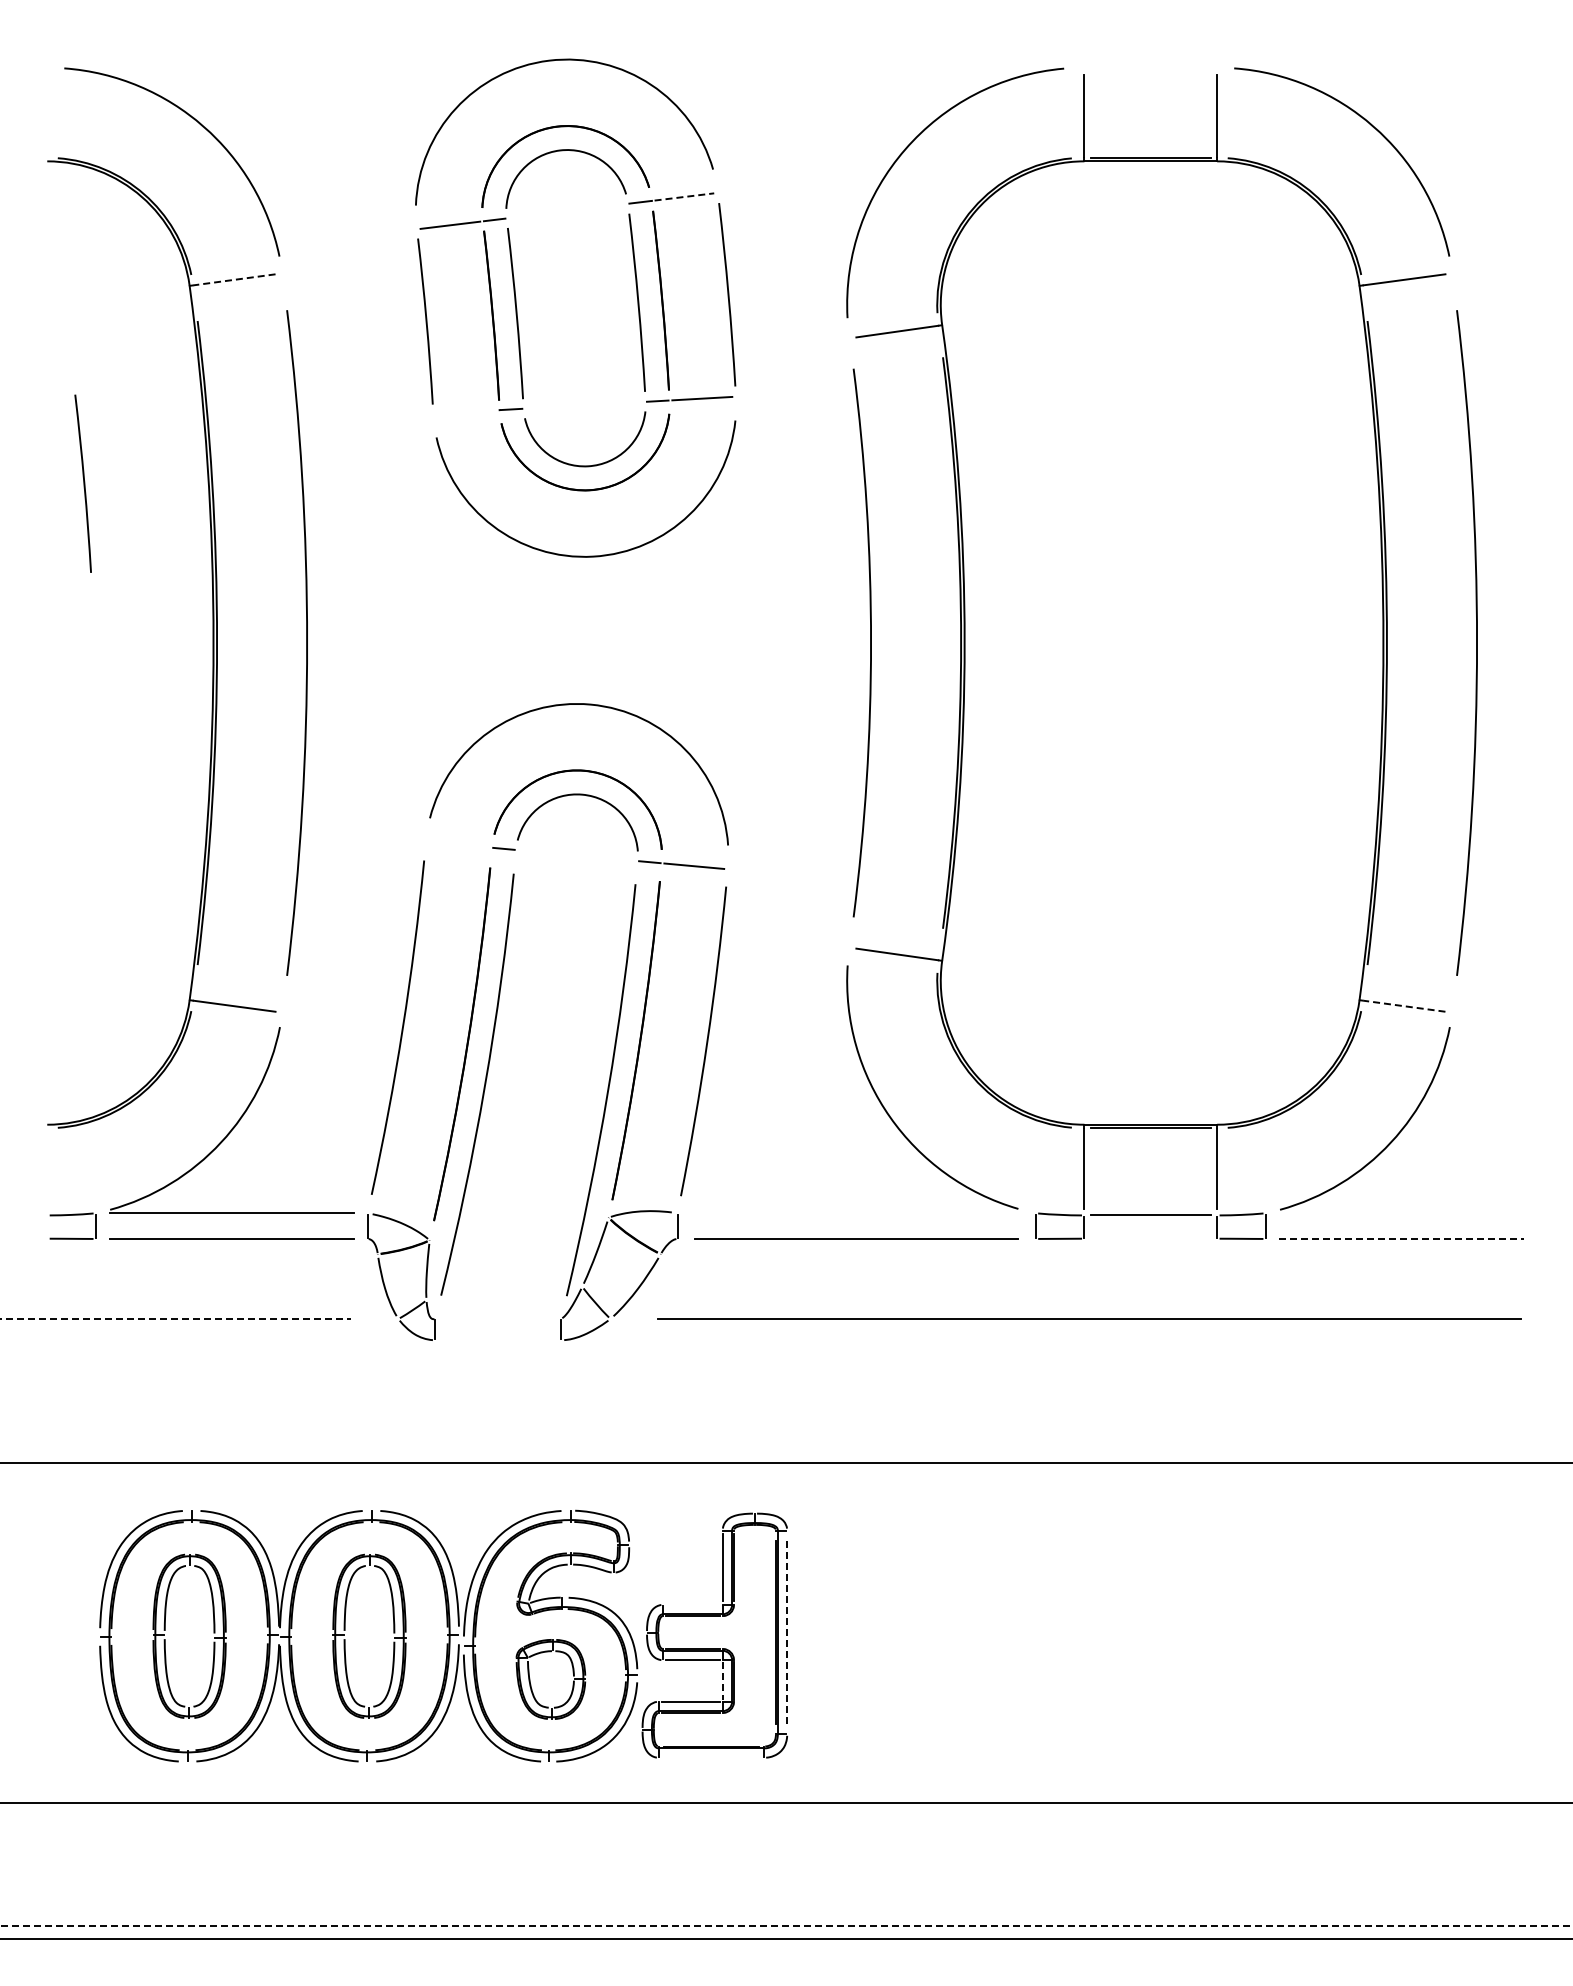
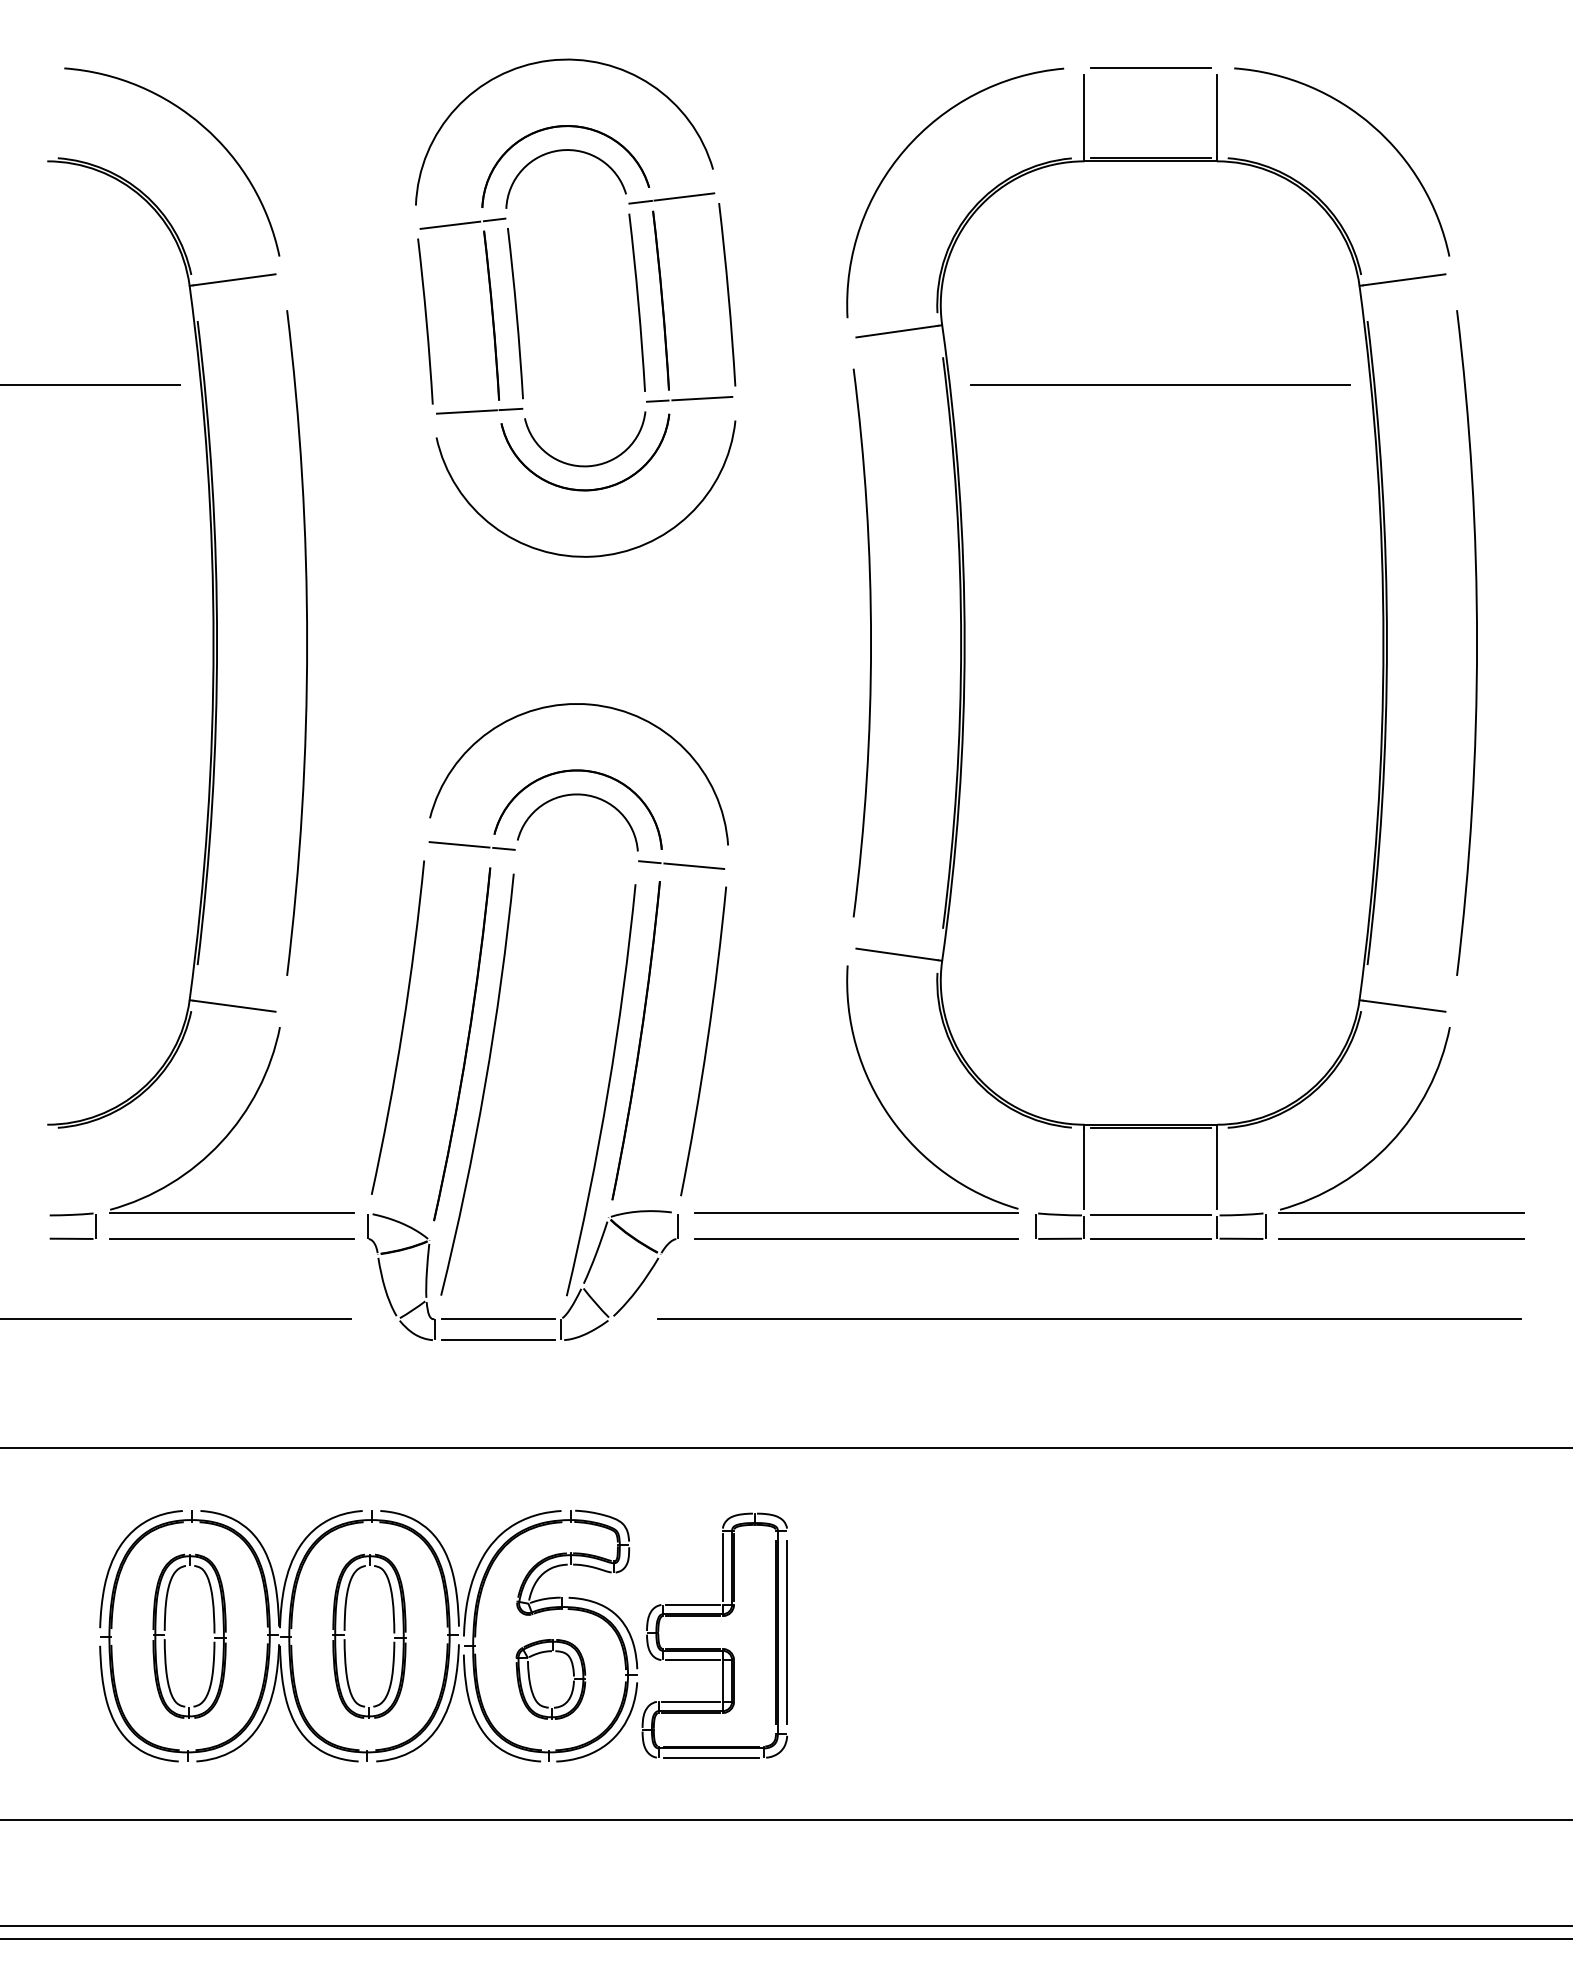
line: none -> present (1150, 67)
line: dashed -> solid (684, 196)
line: dashed -> solid (234, 279)
line: none -> present (91, 385)
line: none -> present (1159, 385)
line: none -> present (466, 411)
arc: present -> none (83, 483)
line: none -> present (459, 844)
line: dashed -> solid (1403, 1006)
line: none -> present (856, 1213)
line: none -> present (1401, 1213)
line: none -> present (1150, 1238)
line: dashed -> solid (1402, 1238)
line: none -> present (498, 1318)
line: dashed -> solid (175, 1319)
line: none -> present (498, 1340)
line position: (785, 1462) -> (785, 1447) (785, 1447)
line: none -> present (692, 1604)
line: dashed -> solid (787, 1631)
line: dashed -> solid (722, 1680)
line: none -> present (711, 1757)
line position: (785, 1803) -> (785, 1820) (785, 1820)
line: dashed -> solid (786, 1926)
